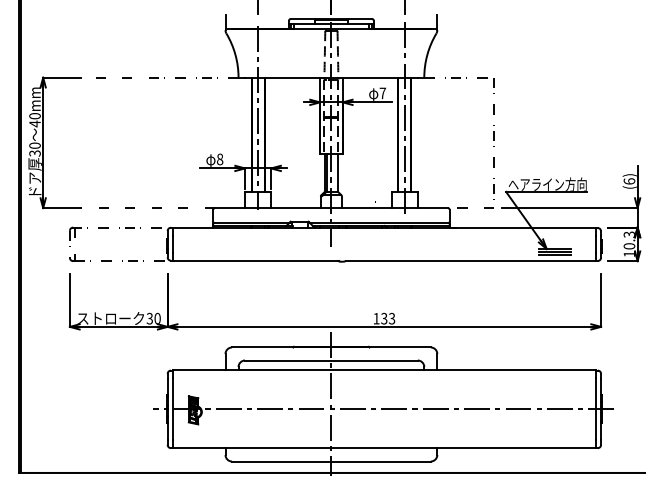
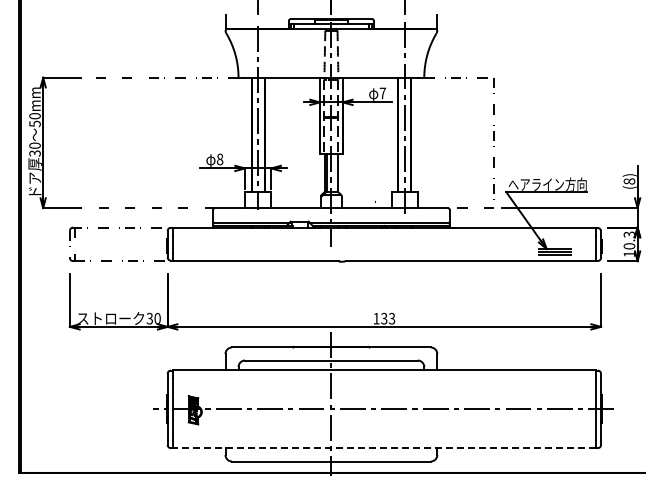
text: 40mm -> 50mm (34, 123)
text: (6) -> (8) (629, 181)
line: solid -> dashed (384, 448)
